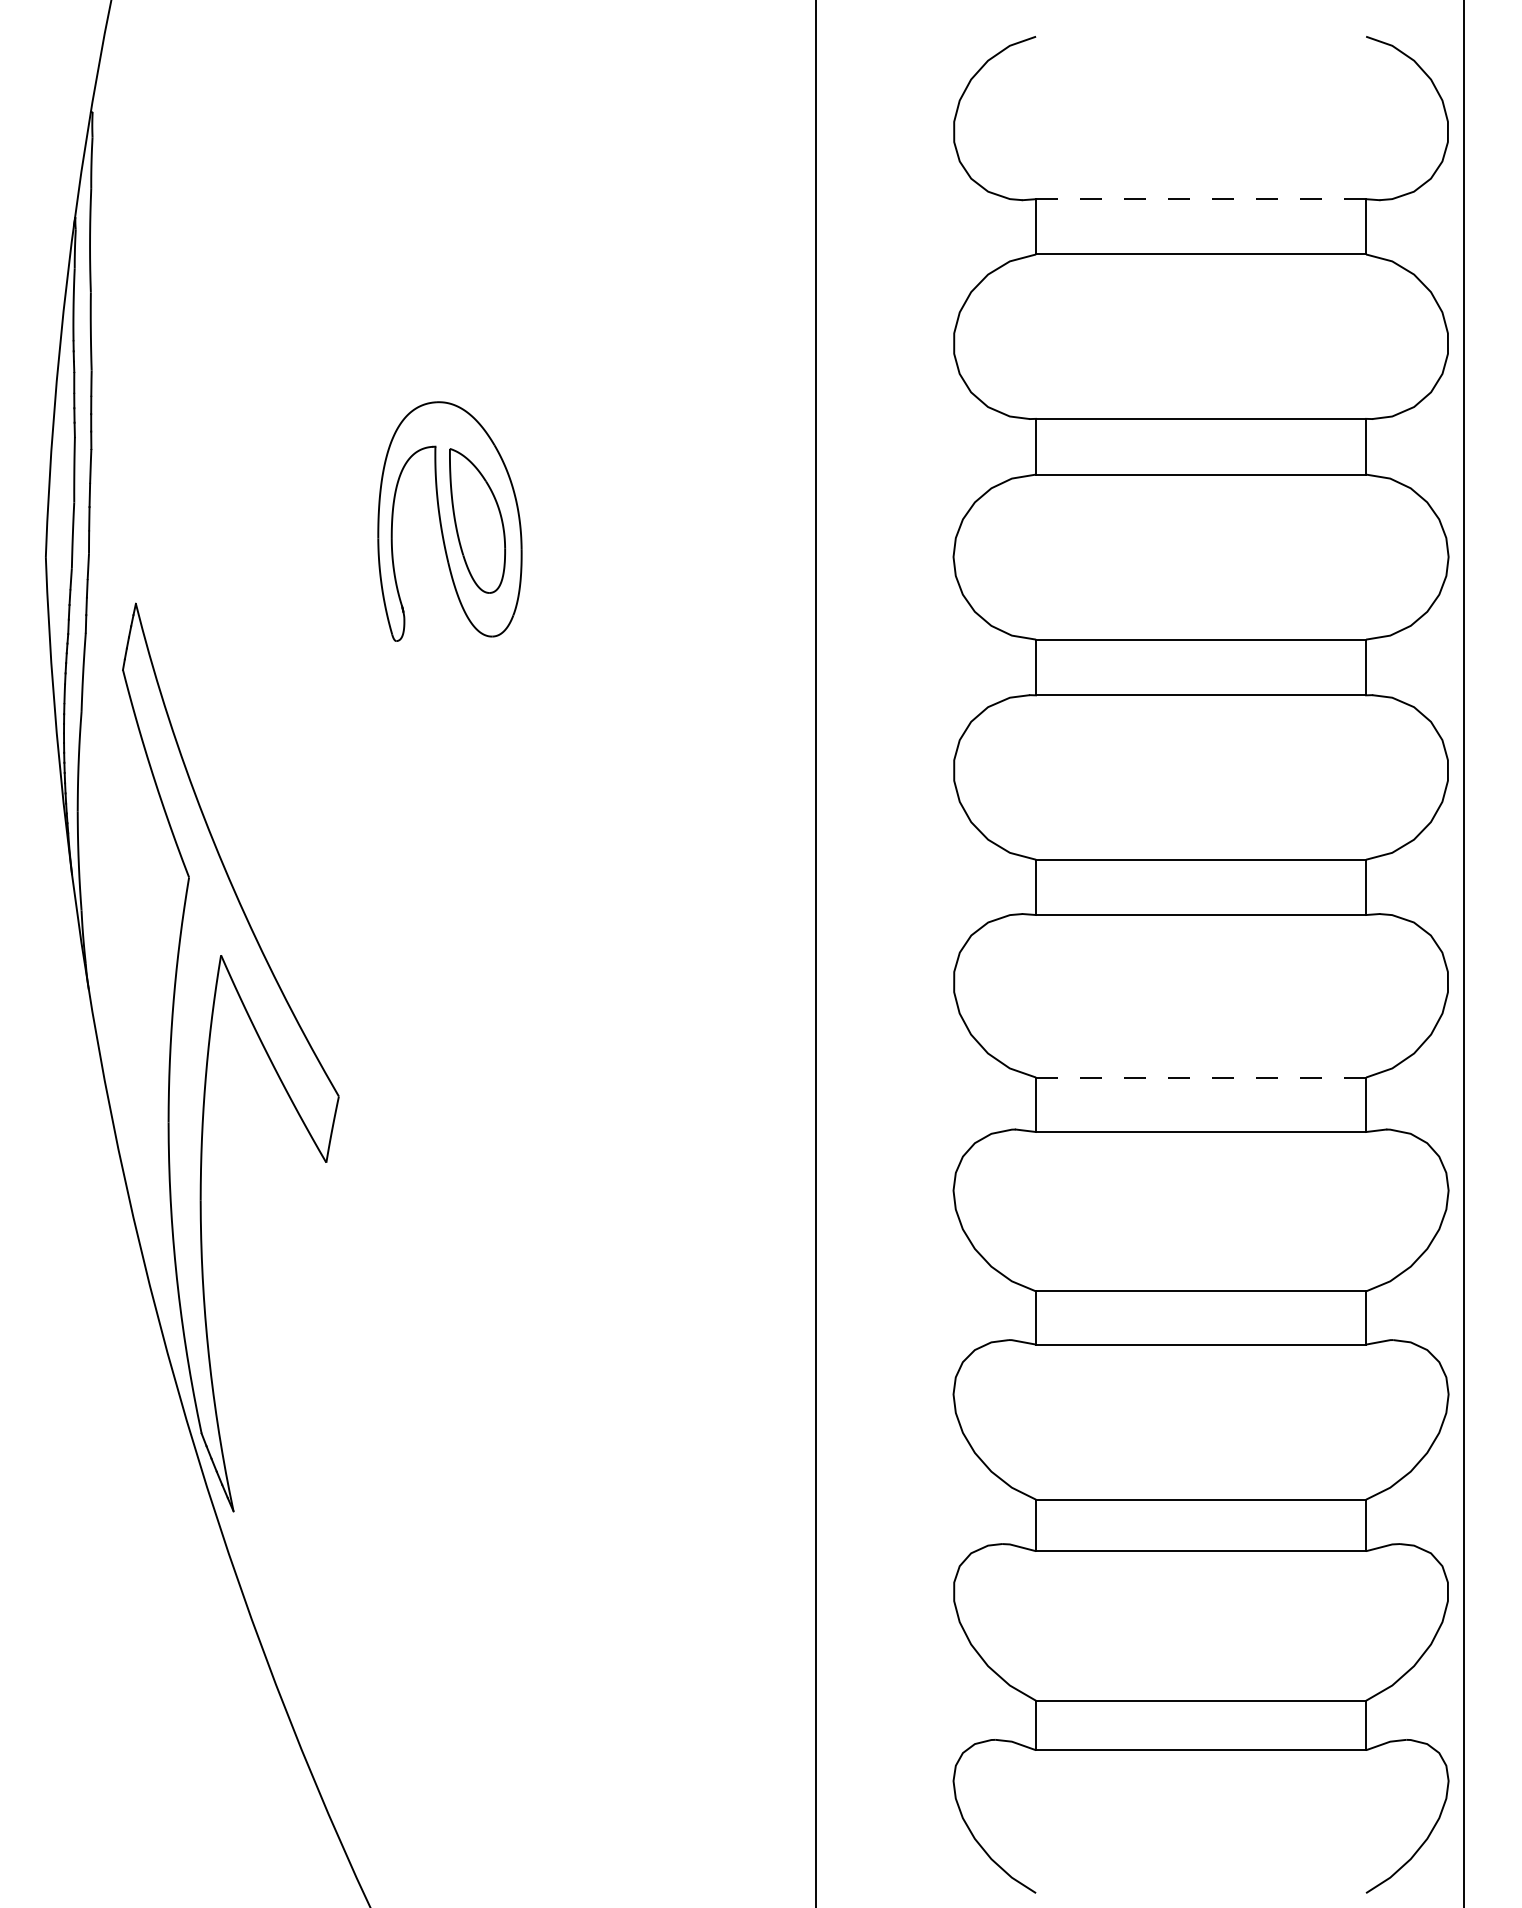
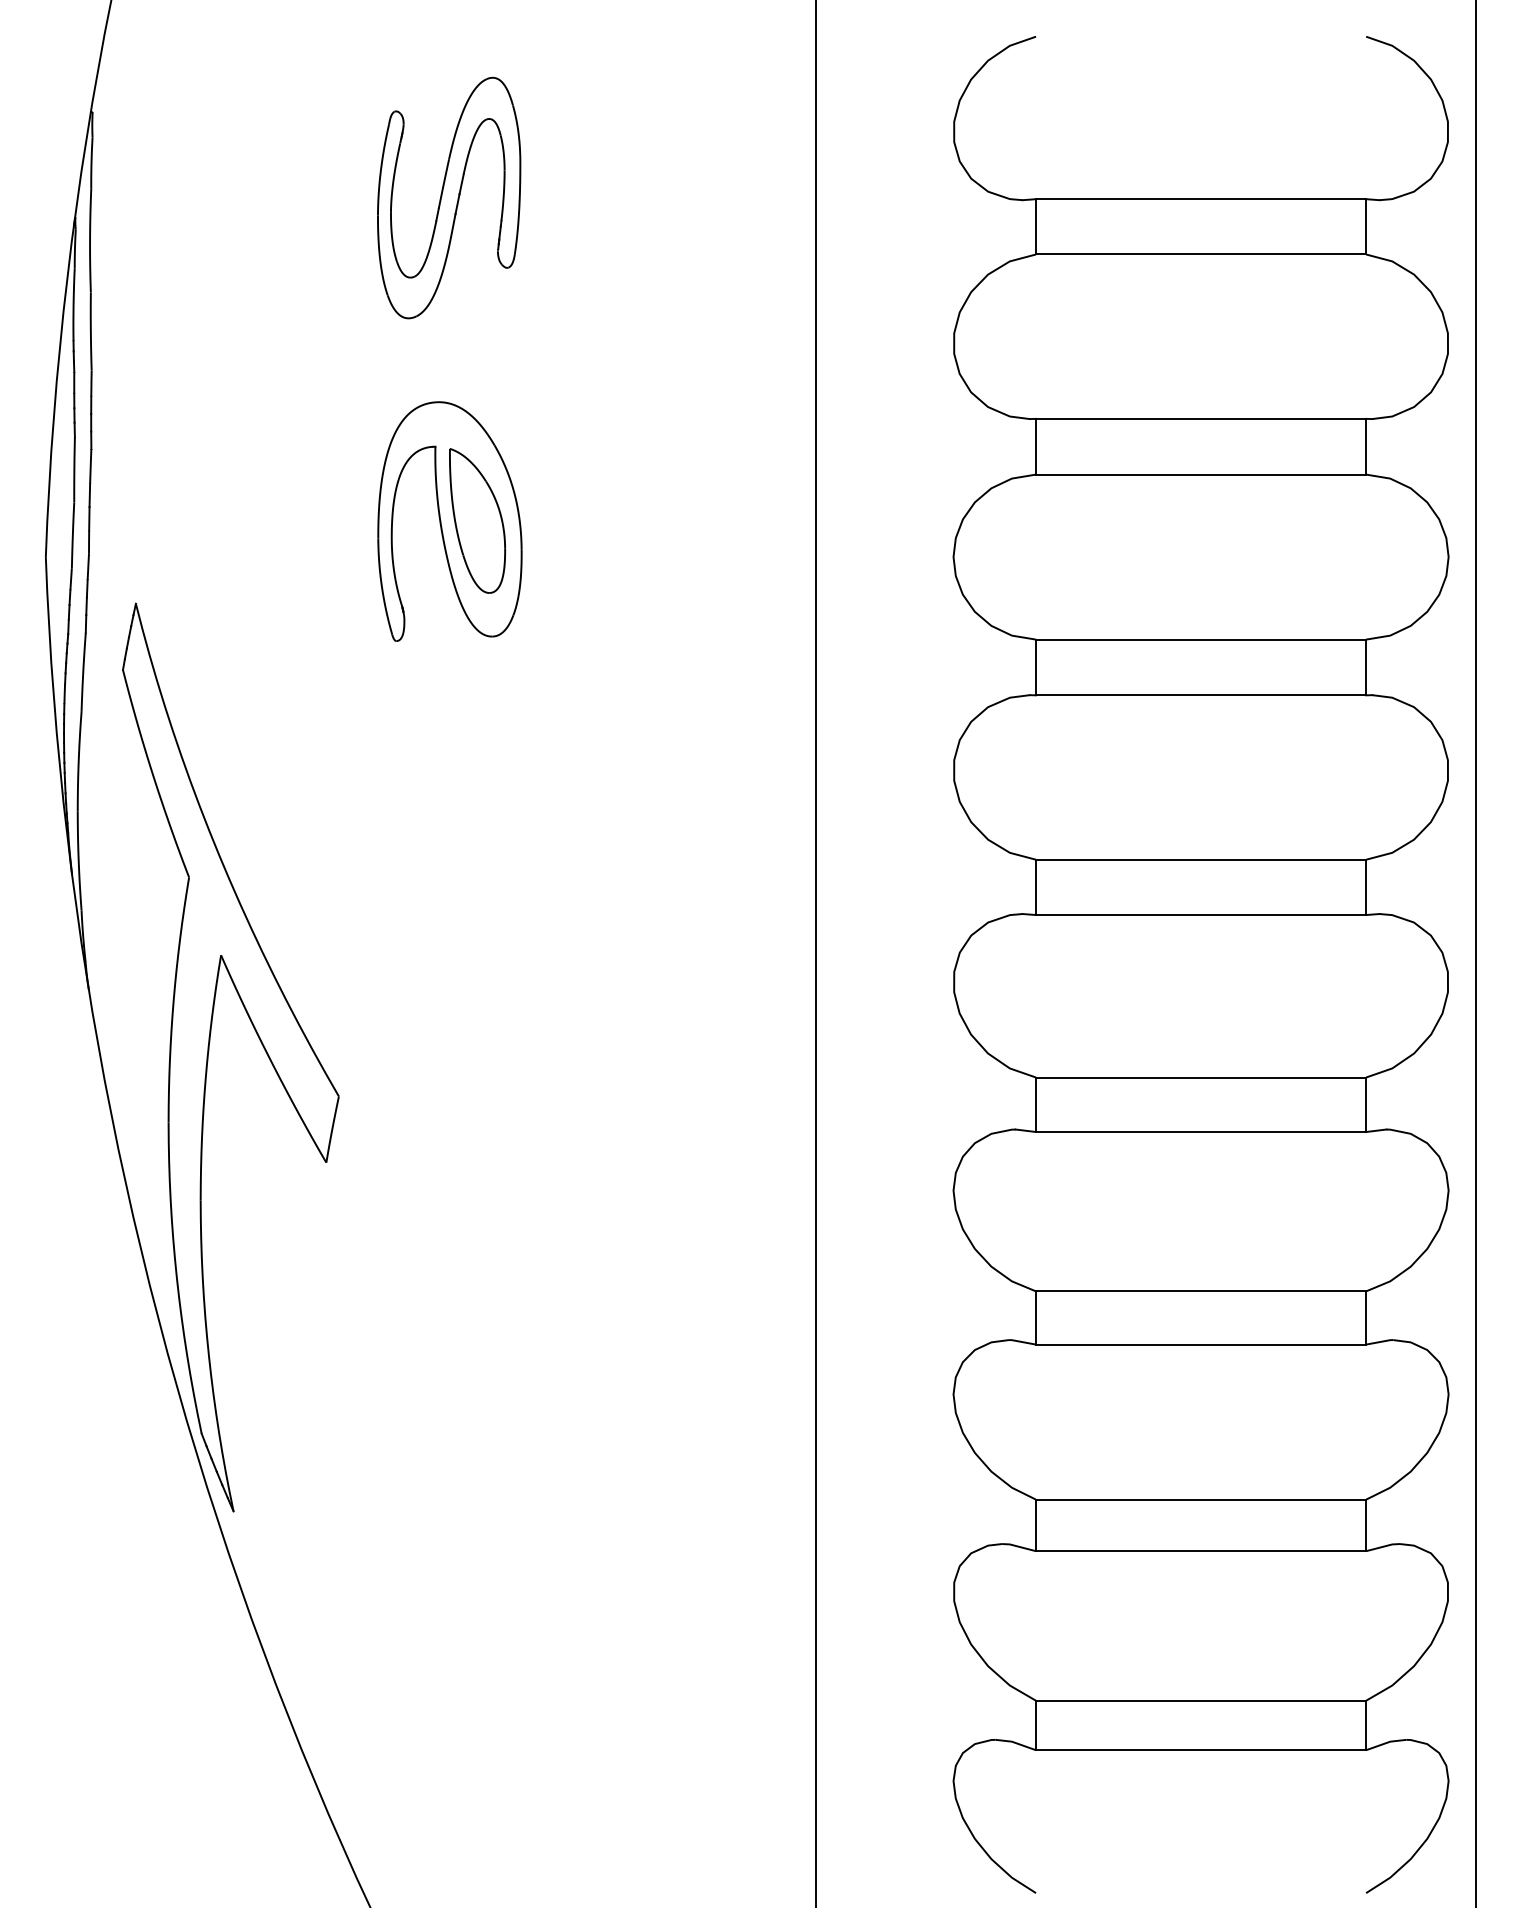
part: none -> present (449, 197)
line: dashed -> solid (1200, 199)
line position: (1464, 953) -> (1476, 953) (1476, 953)
line: dashed -> solid (1200, 1077)
